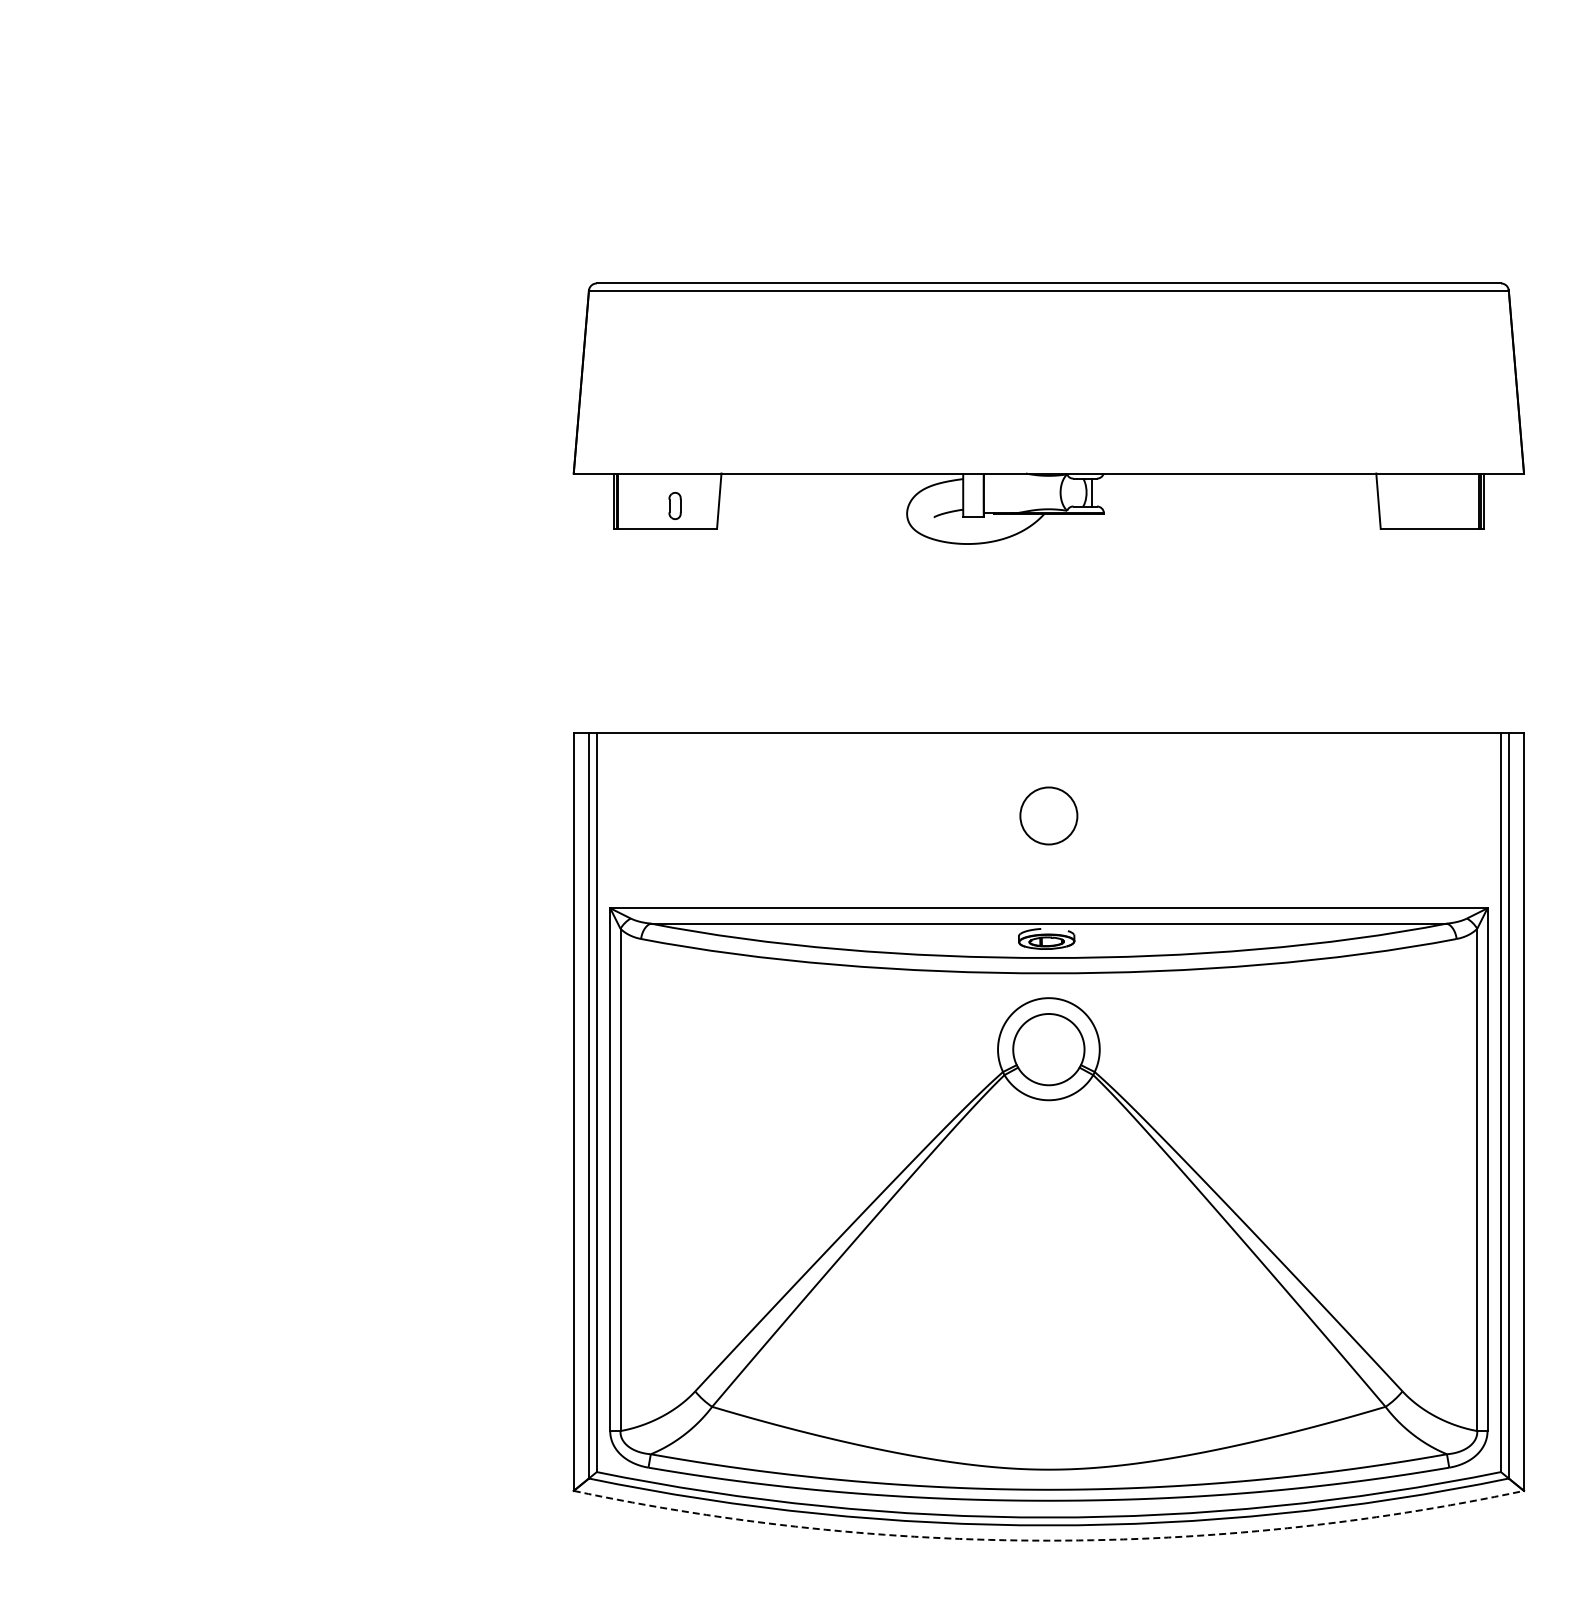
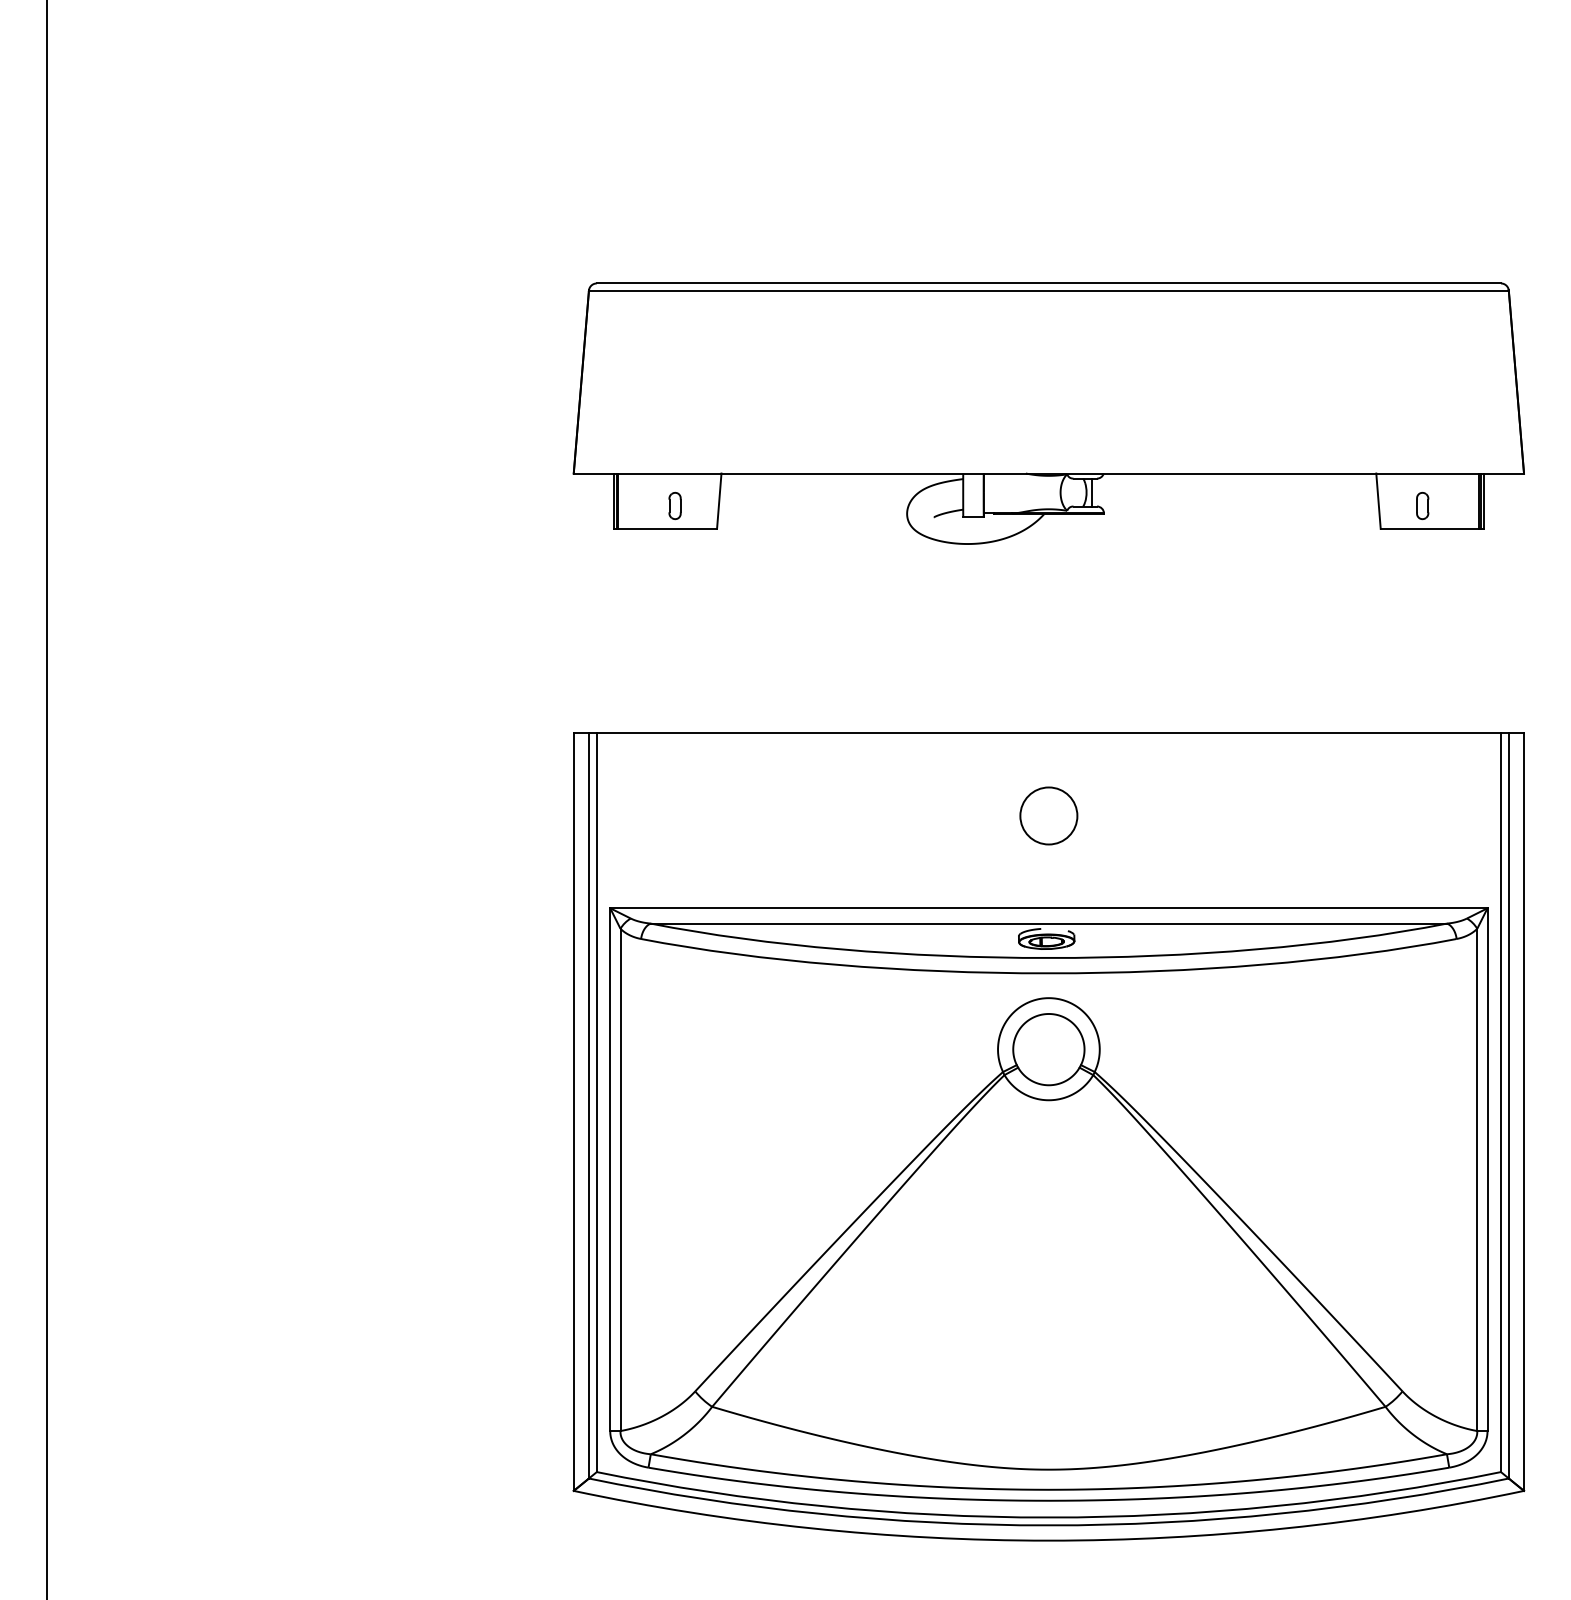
part: none -> present (1422, 506)
line: none -> present (46, 799)
arc: dashed -> solid (1048, 1540)
